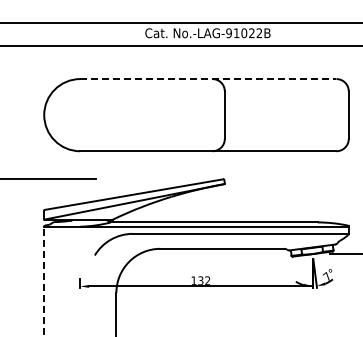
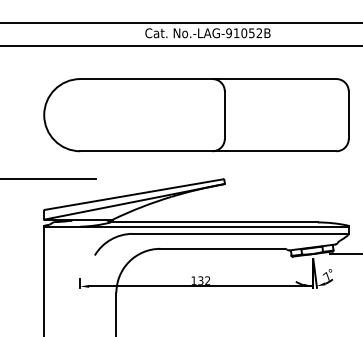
text: No.-LAG-91022B -> No.-LAG-91052B (251, 33)
line: dashed -> solid (208, 79)
line: dashed -> solid (44, 281)
